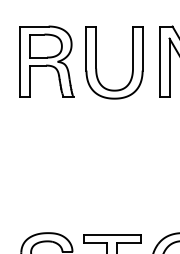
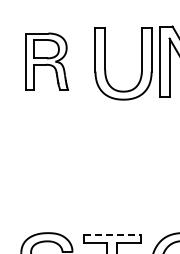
part size: 56x73 px -> 44x59 px (46, 61)
part position: (96, 62) -> (105, 63) (105, 63)
line: solid -> dashed (112, 234)
